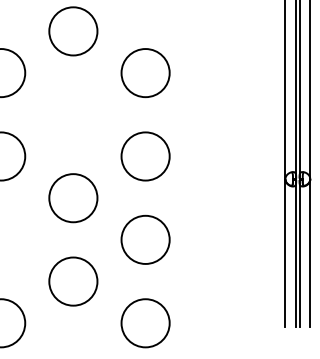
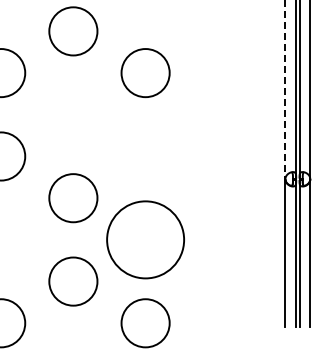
line: solid -> dashed (285, 89)
circle: present -> none (145, 156)
circle diameter: 48 px -> 77 px (145, 239)
